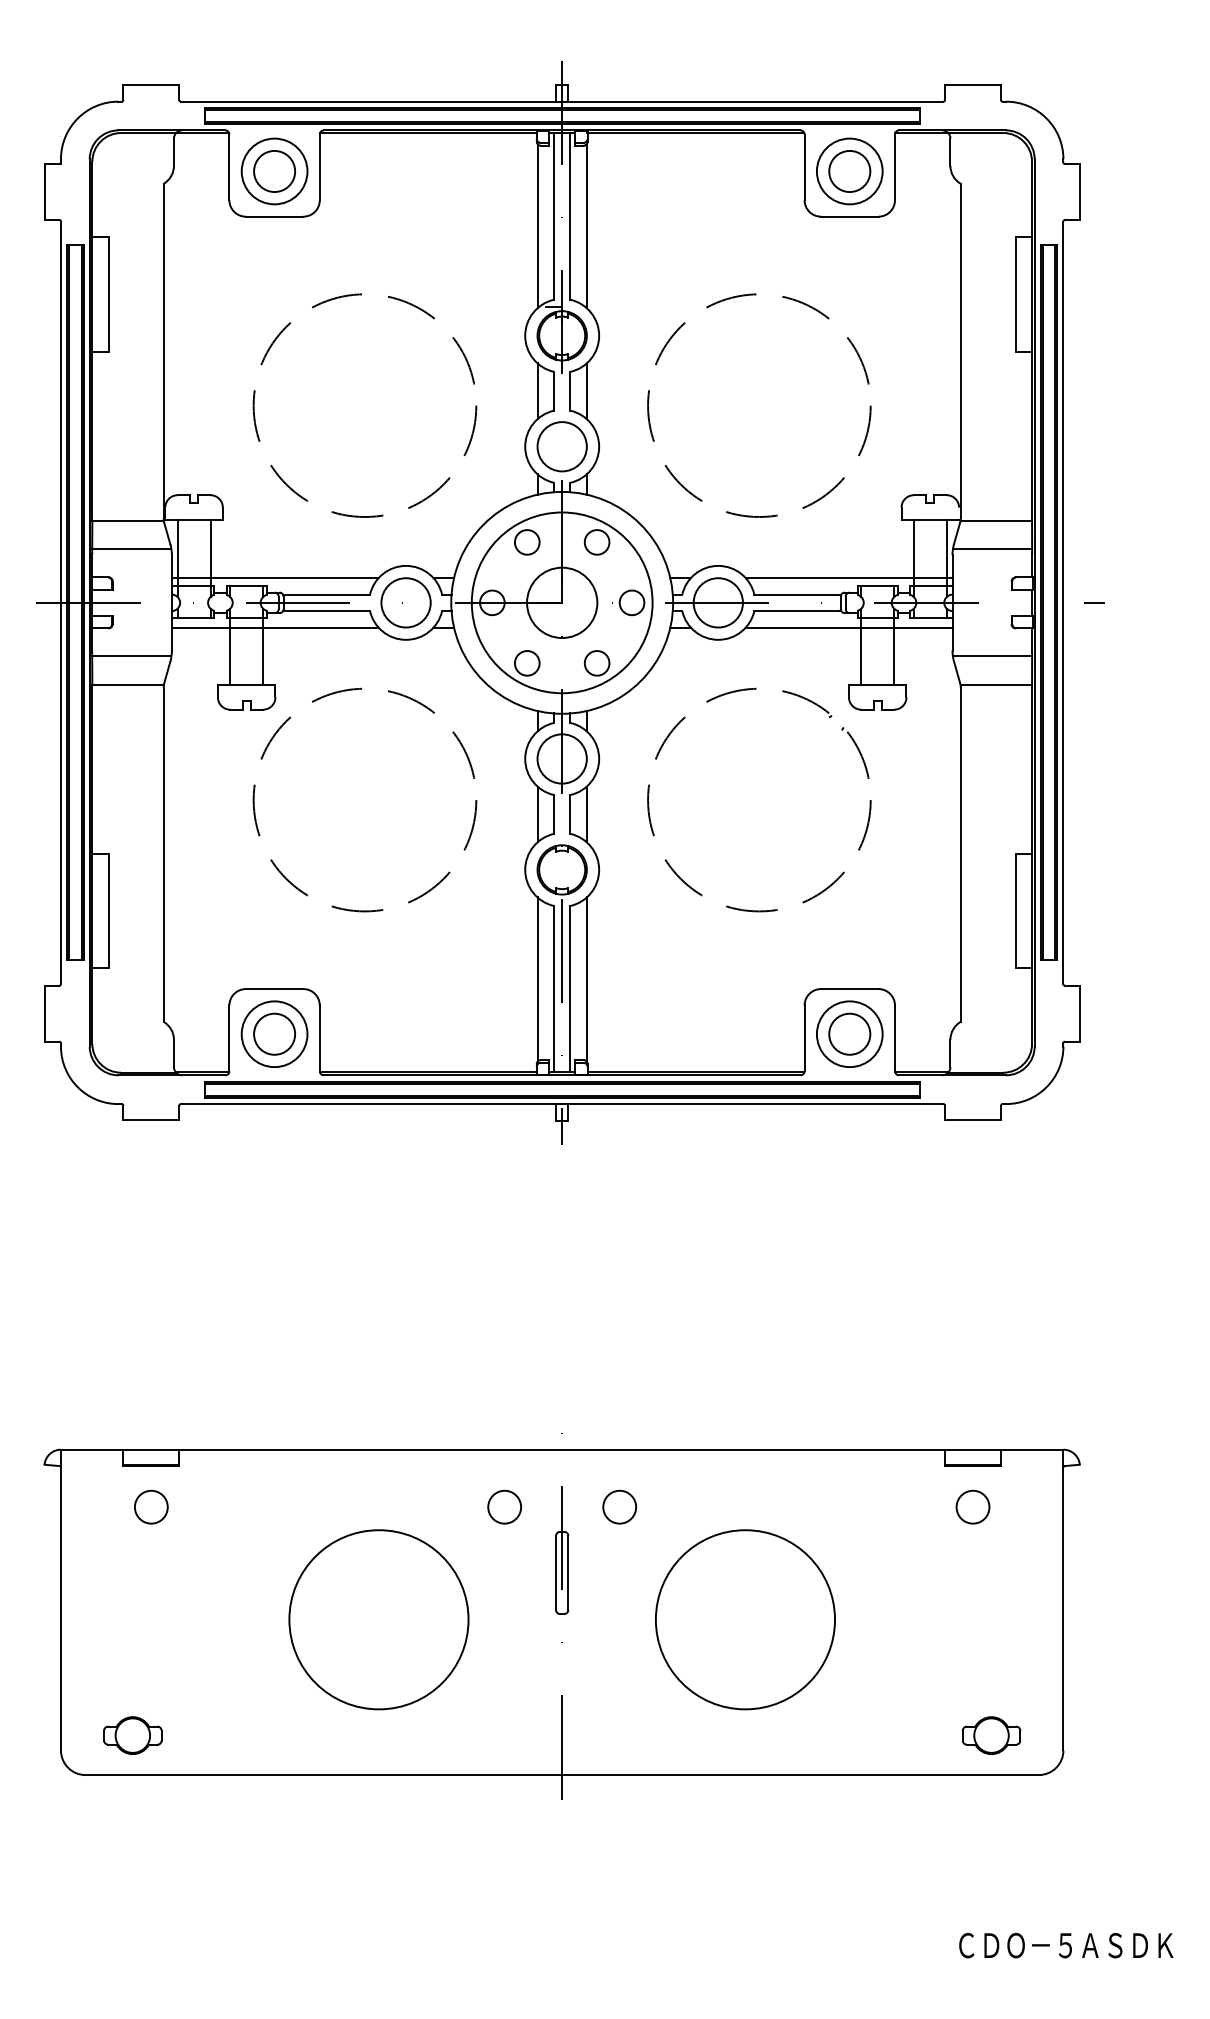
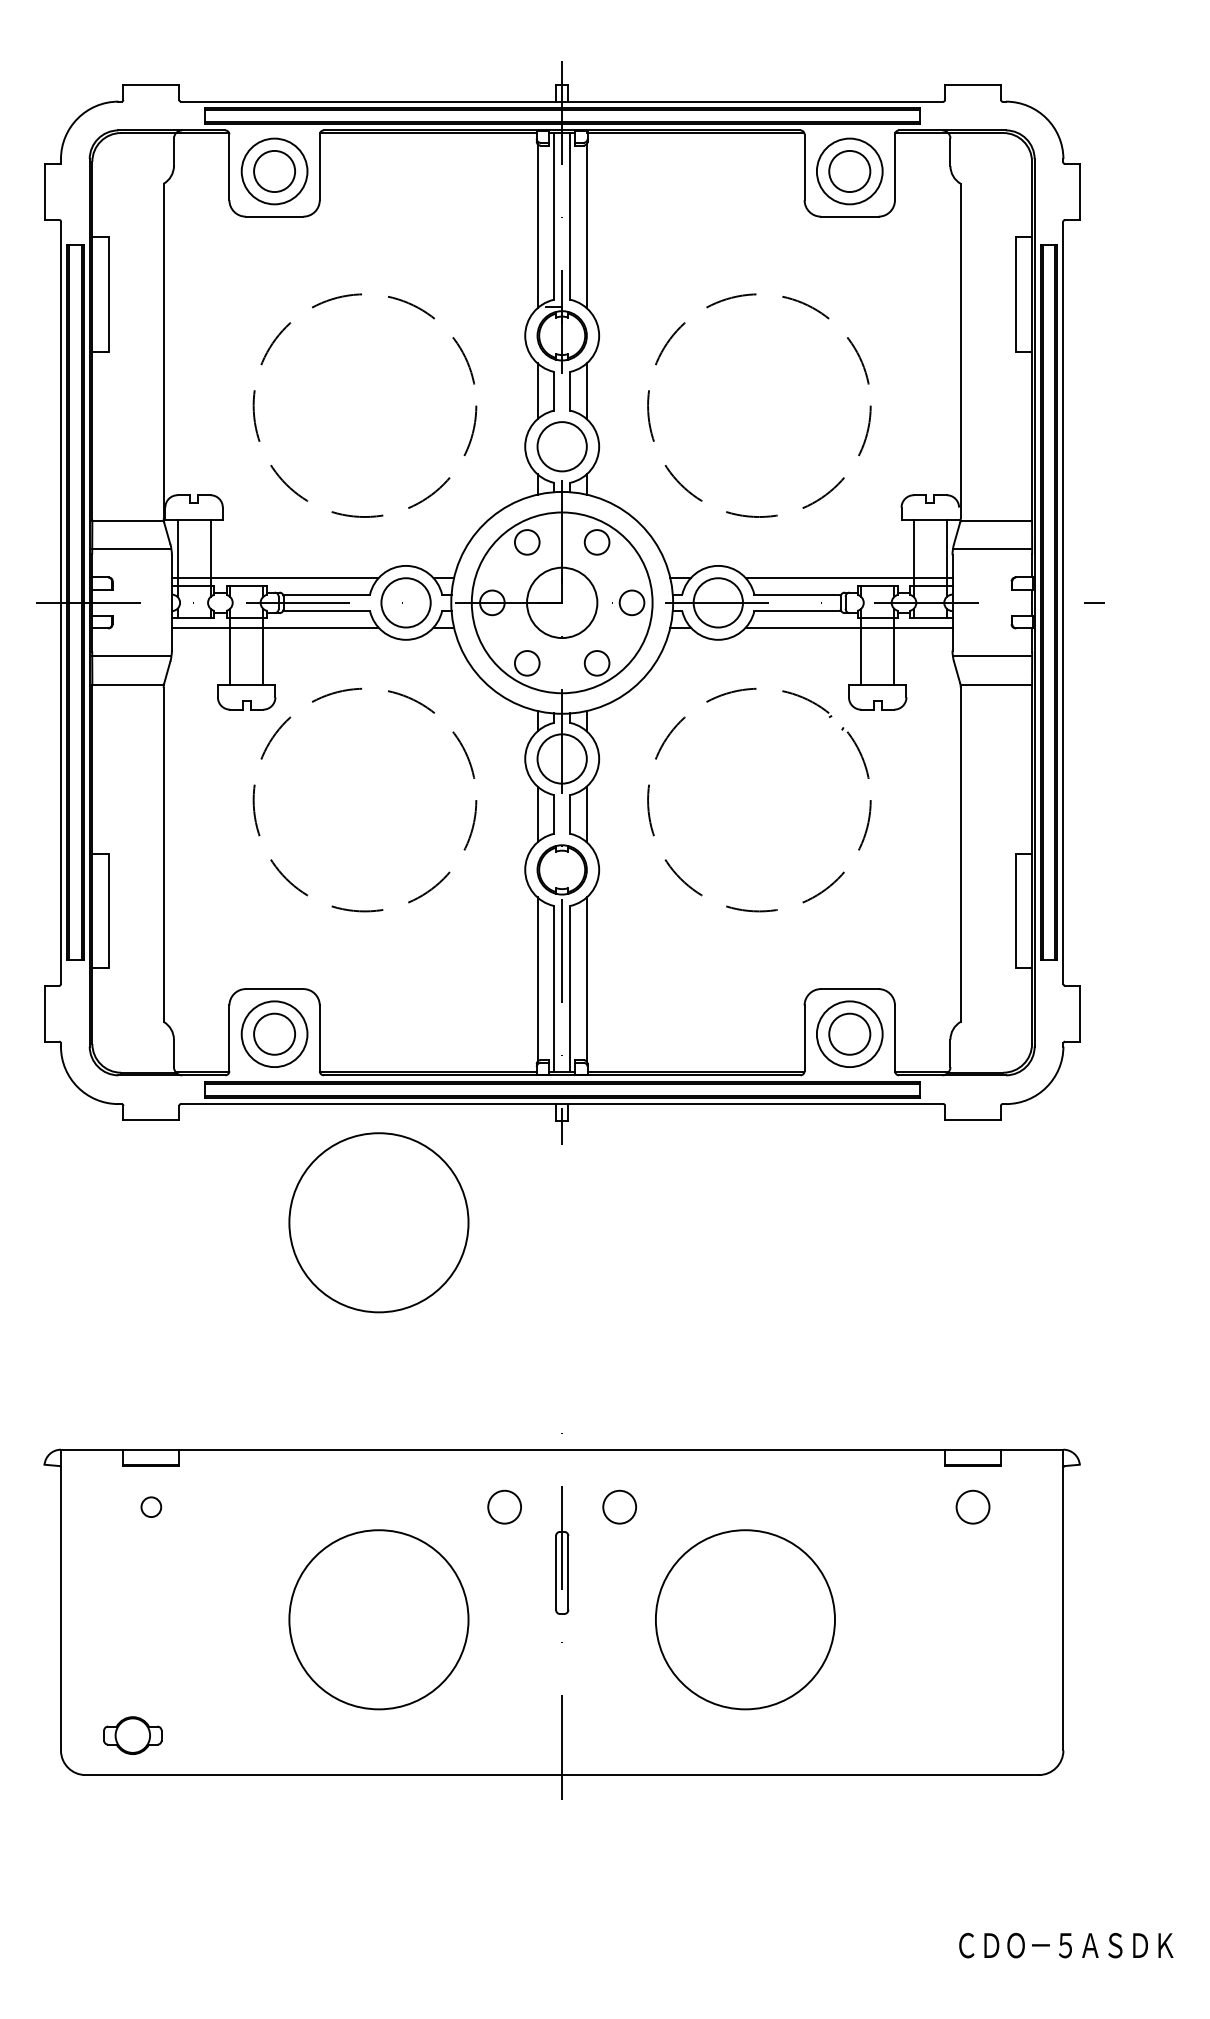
circle: none -> present (378, 1222)
circle diameter: 33 px -> 20 px (151, 1507)
part: present -> none (991, 1735)
